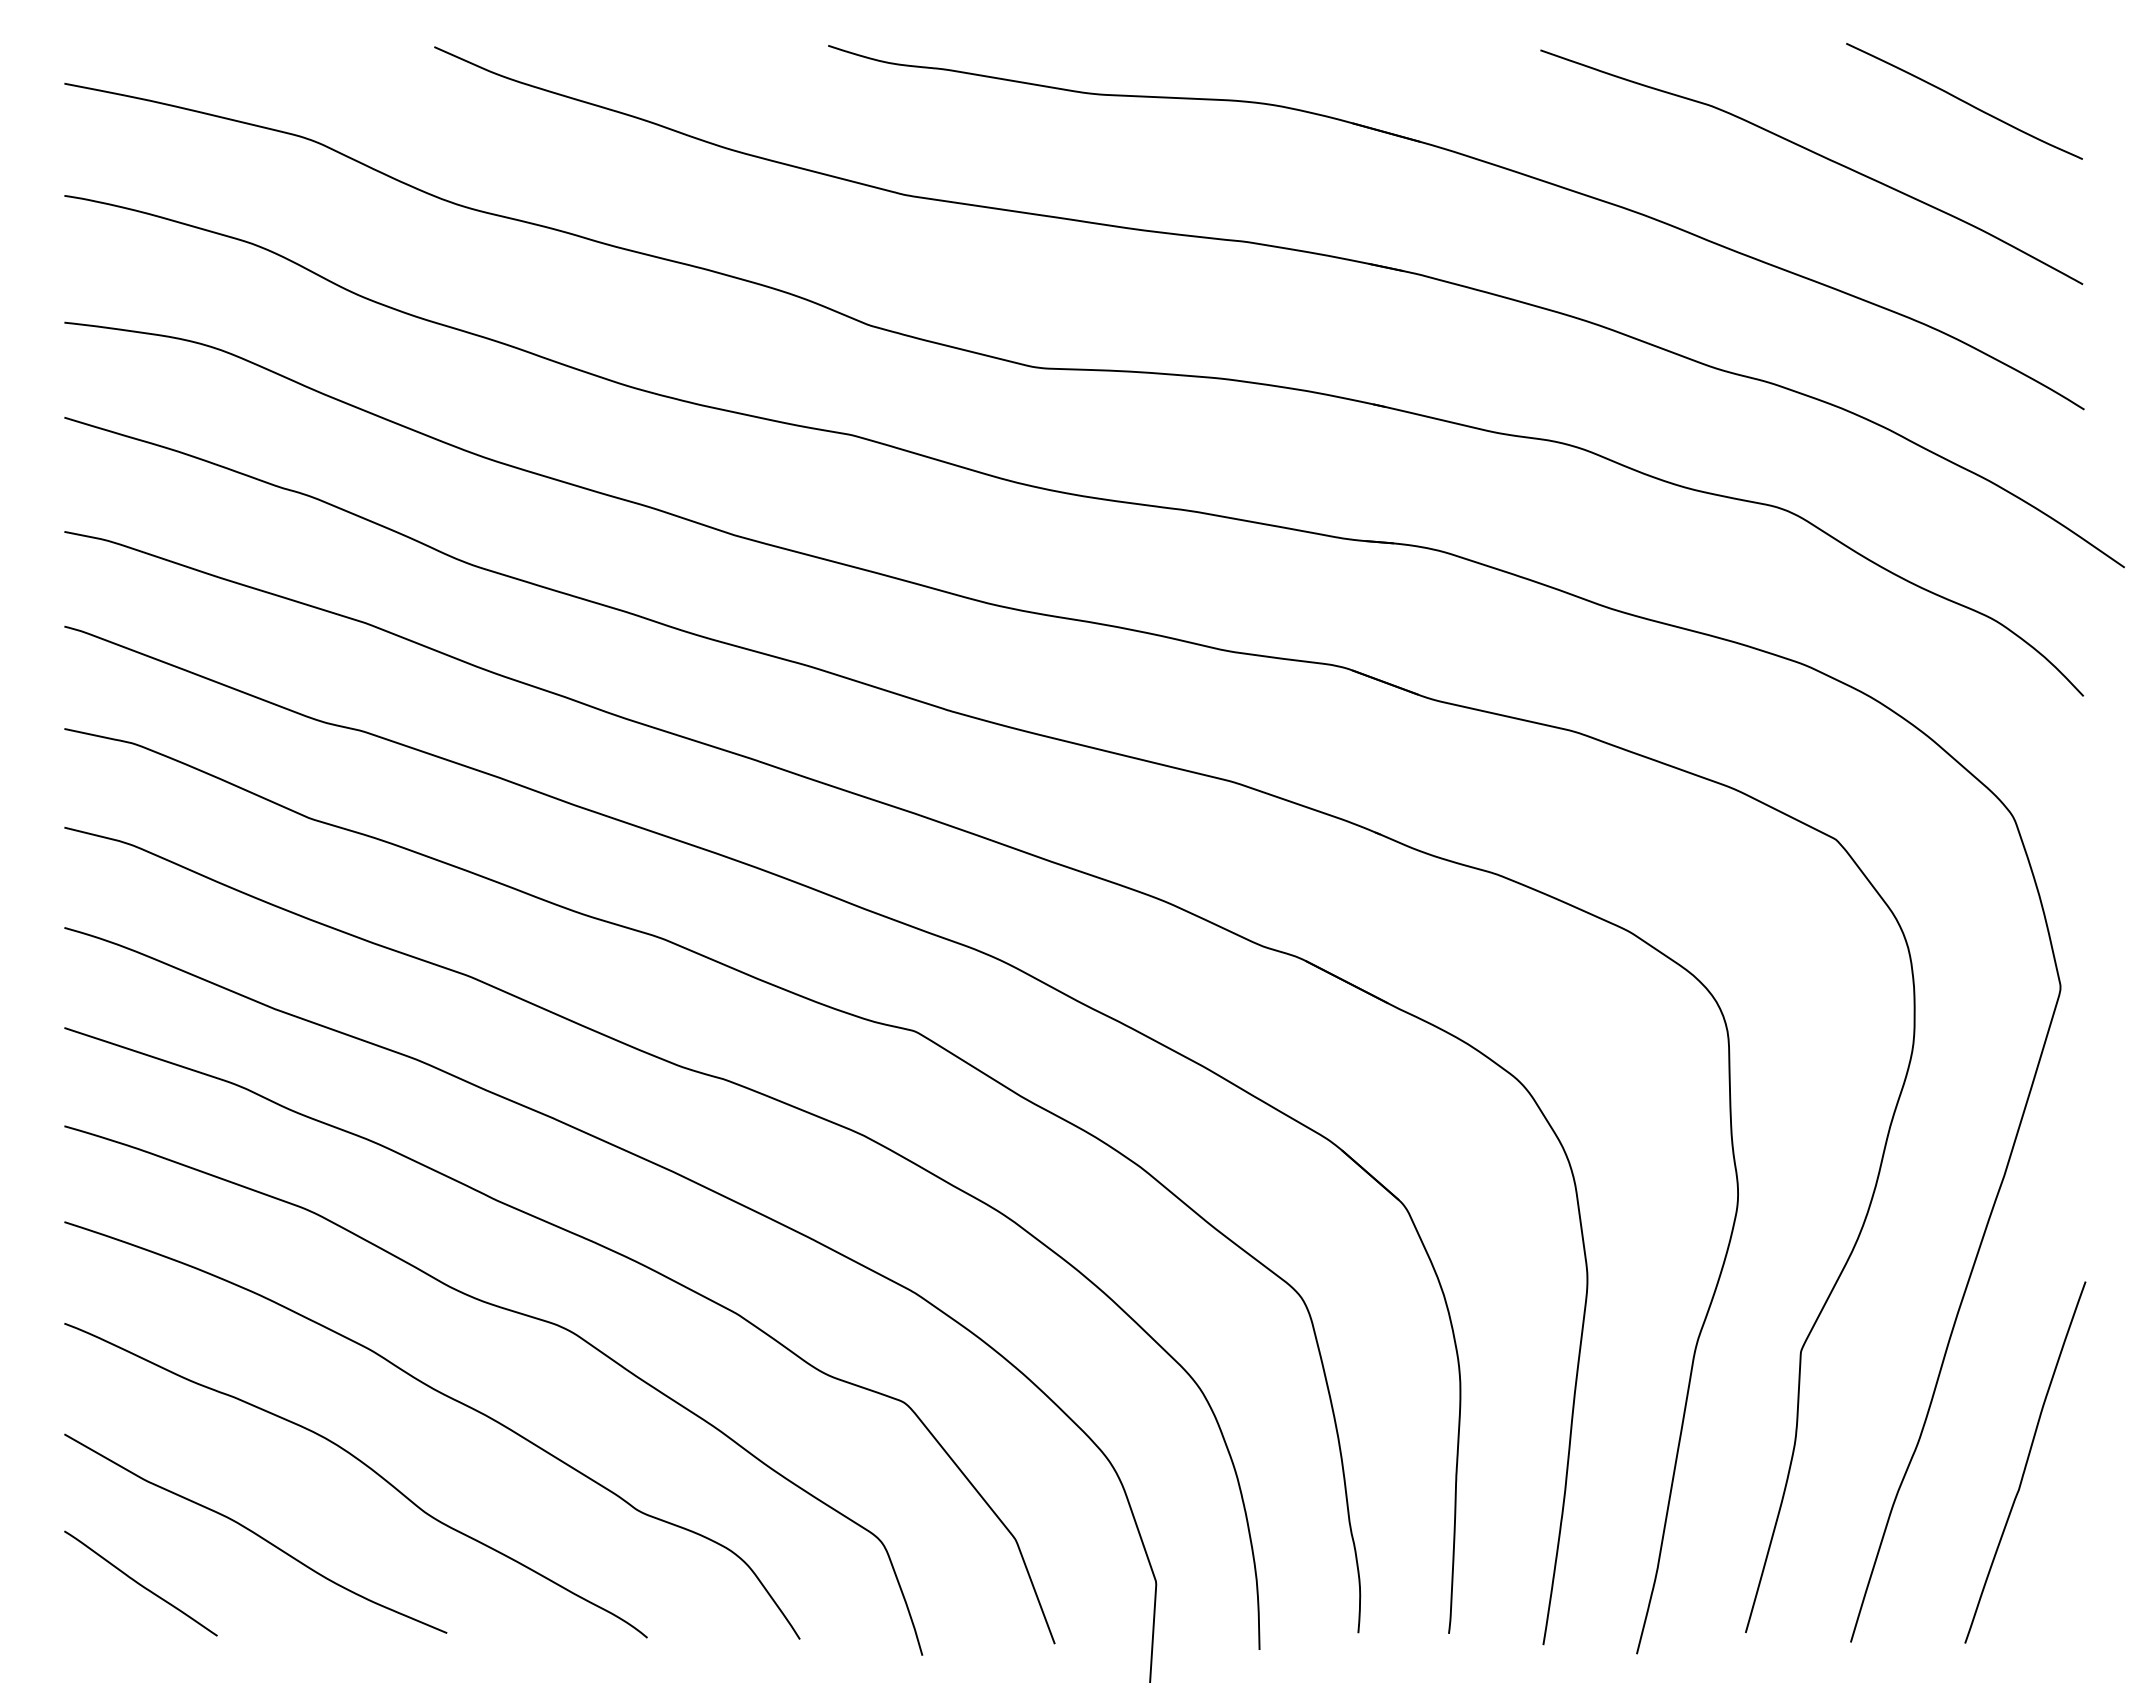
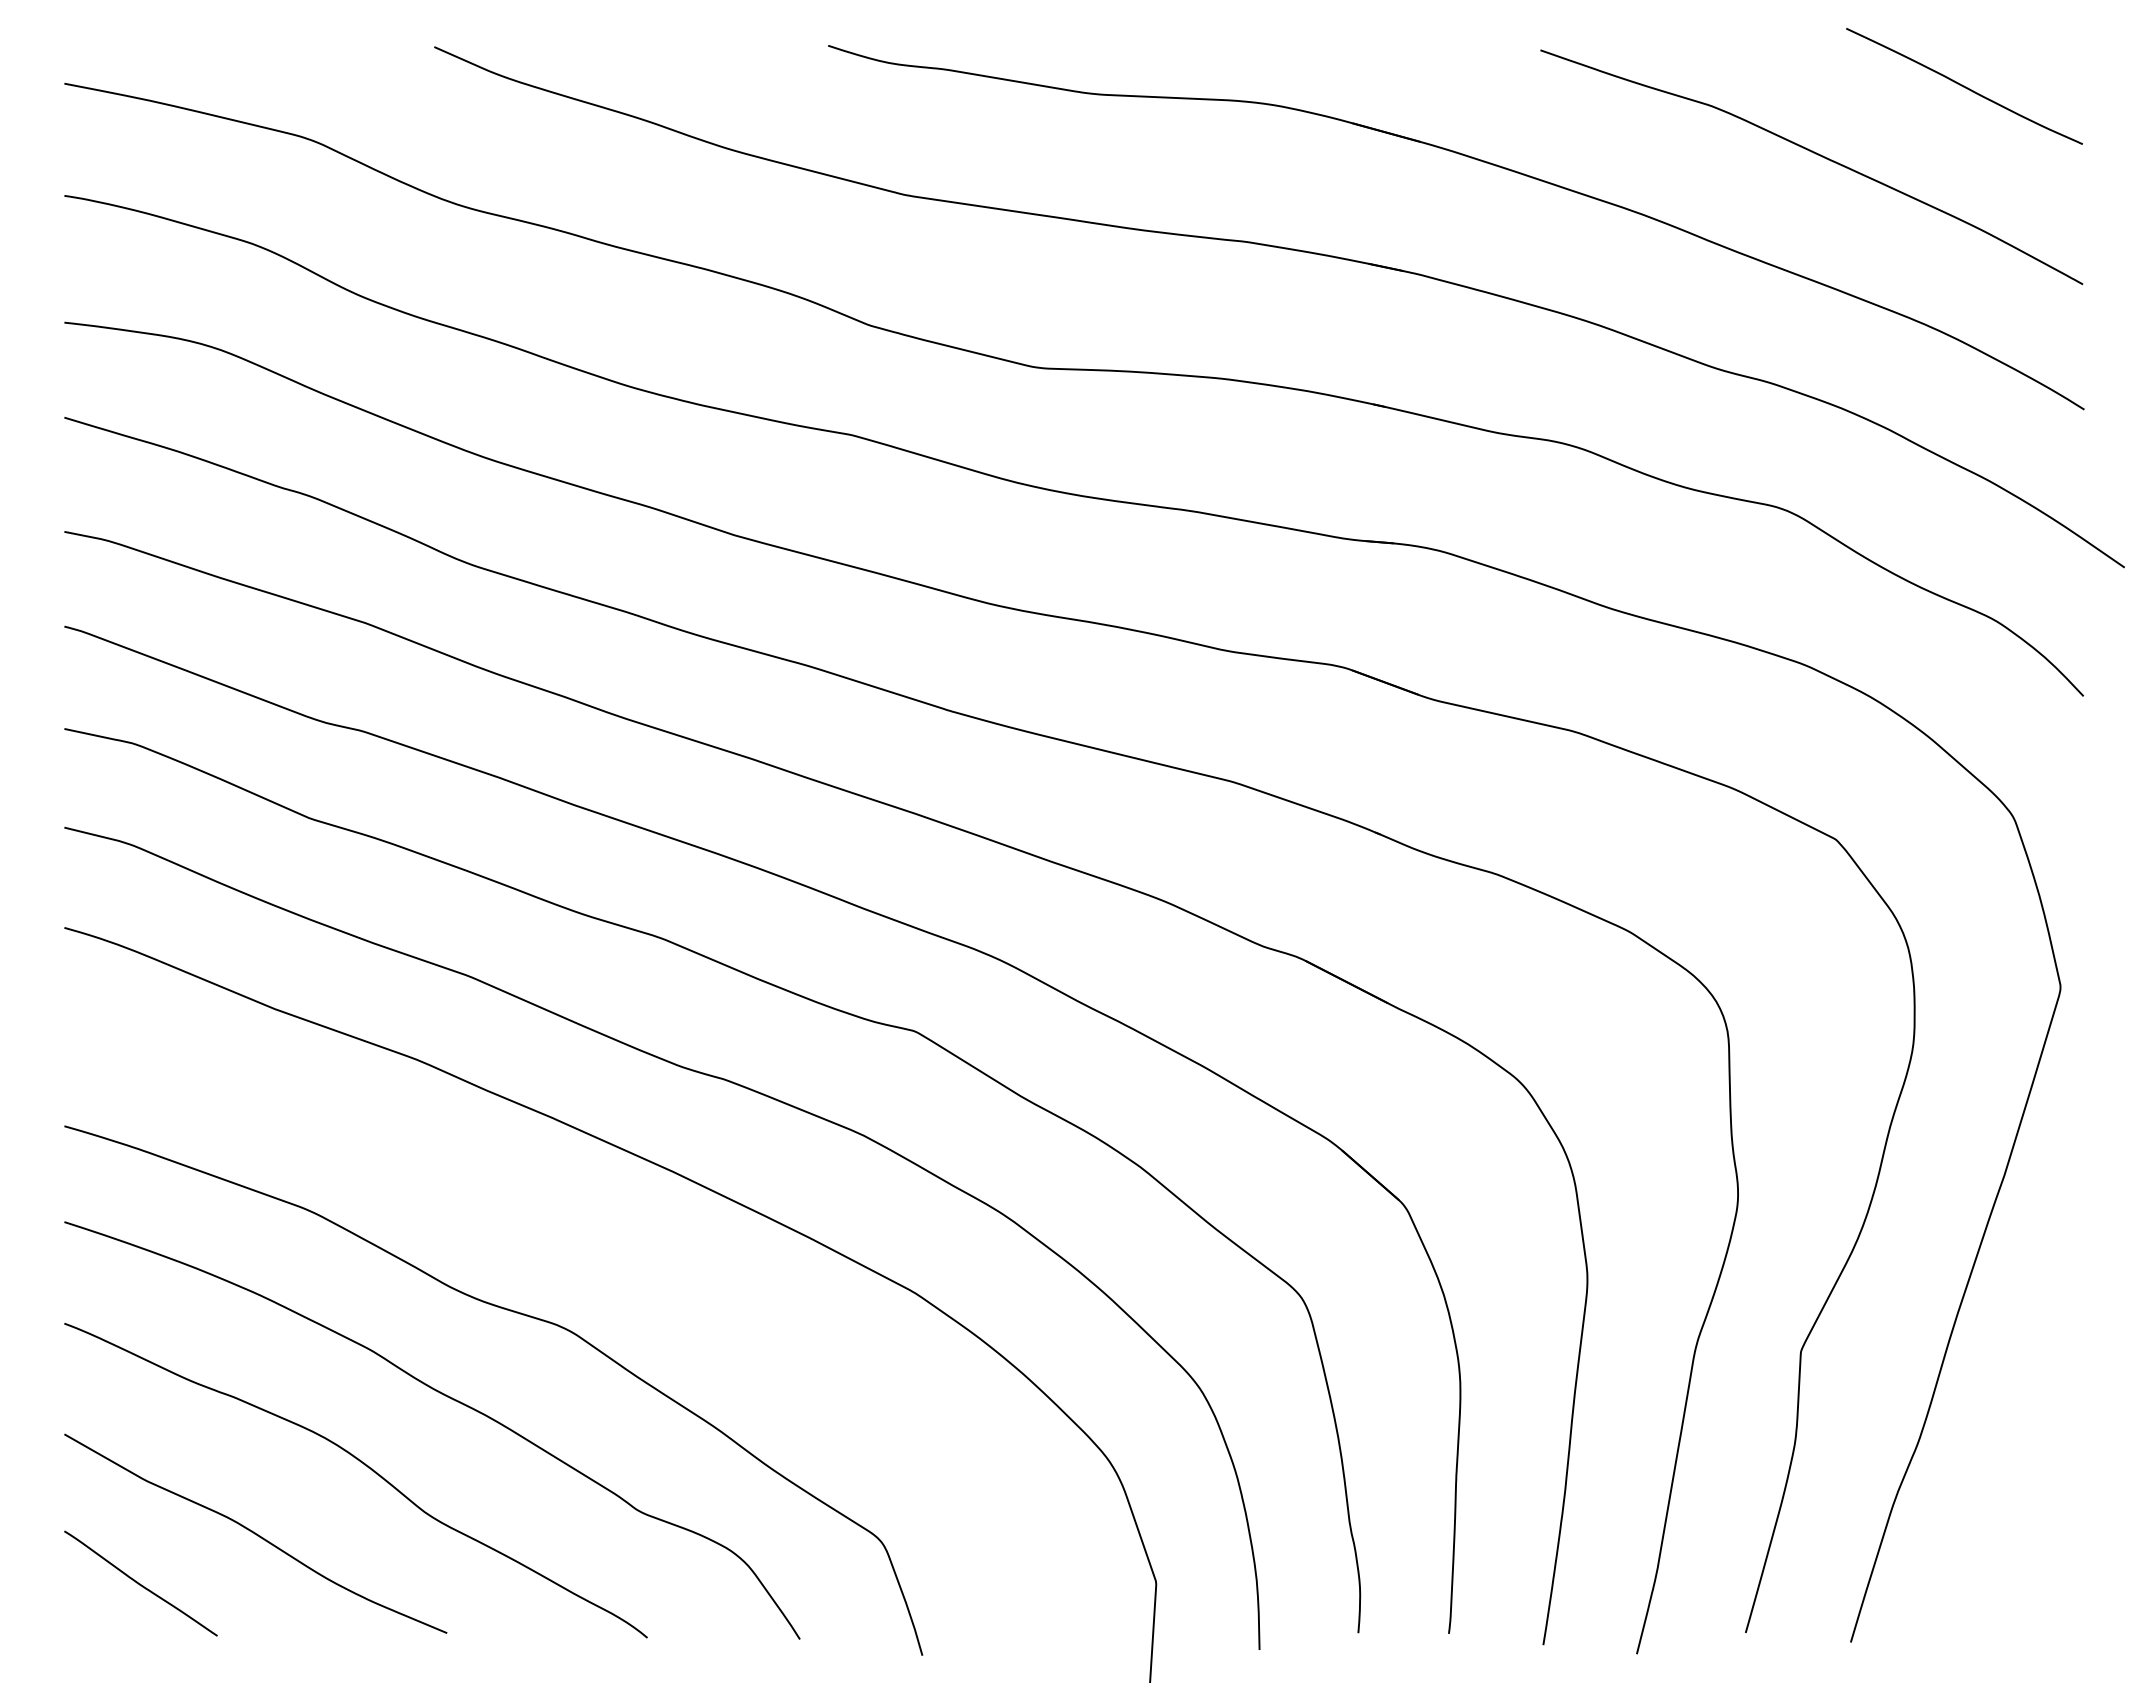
curve position: (1964, 101) -> (1964, 86) (1964, 86)
curve: present -> none (602, 1247)
curve: present -> none (2025, 1462)
